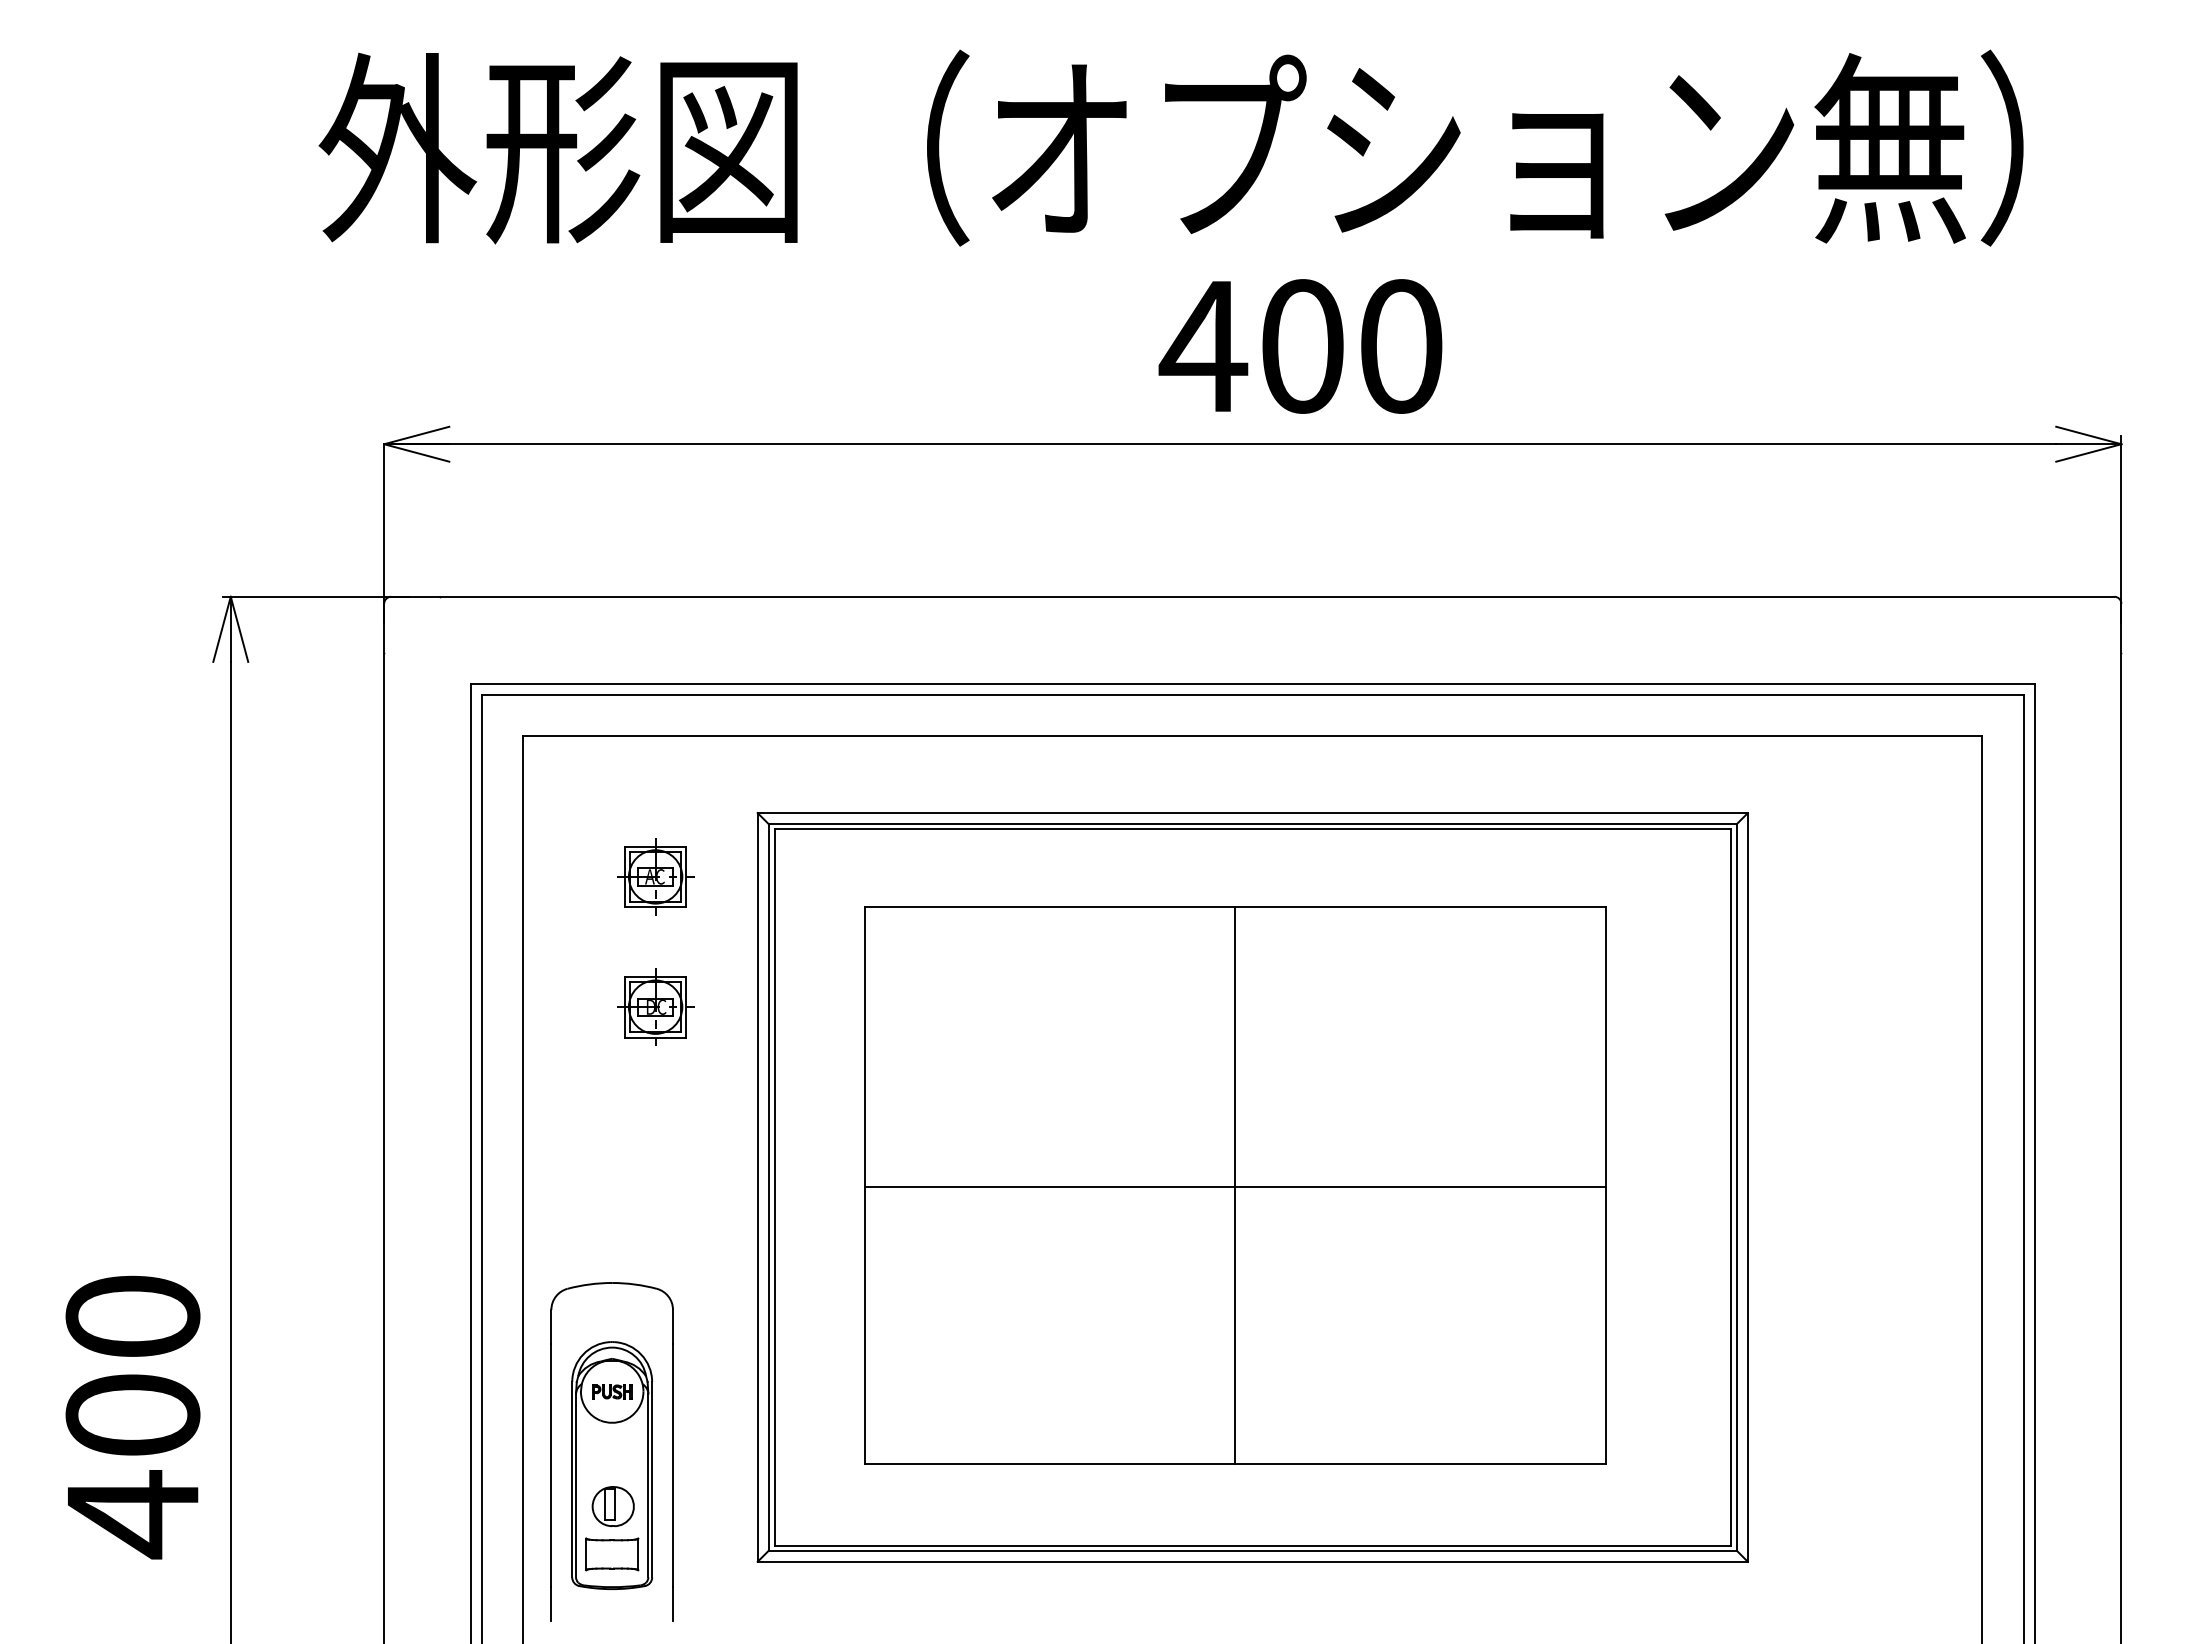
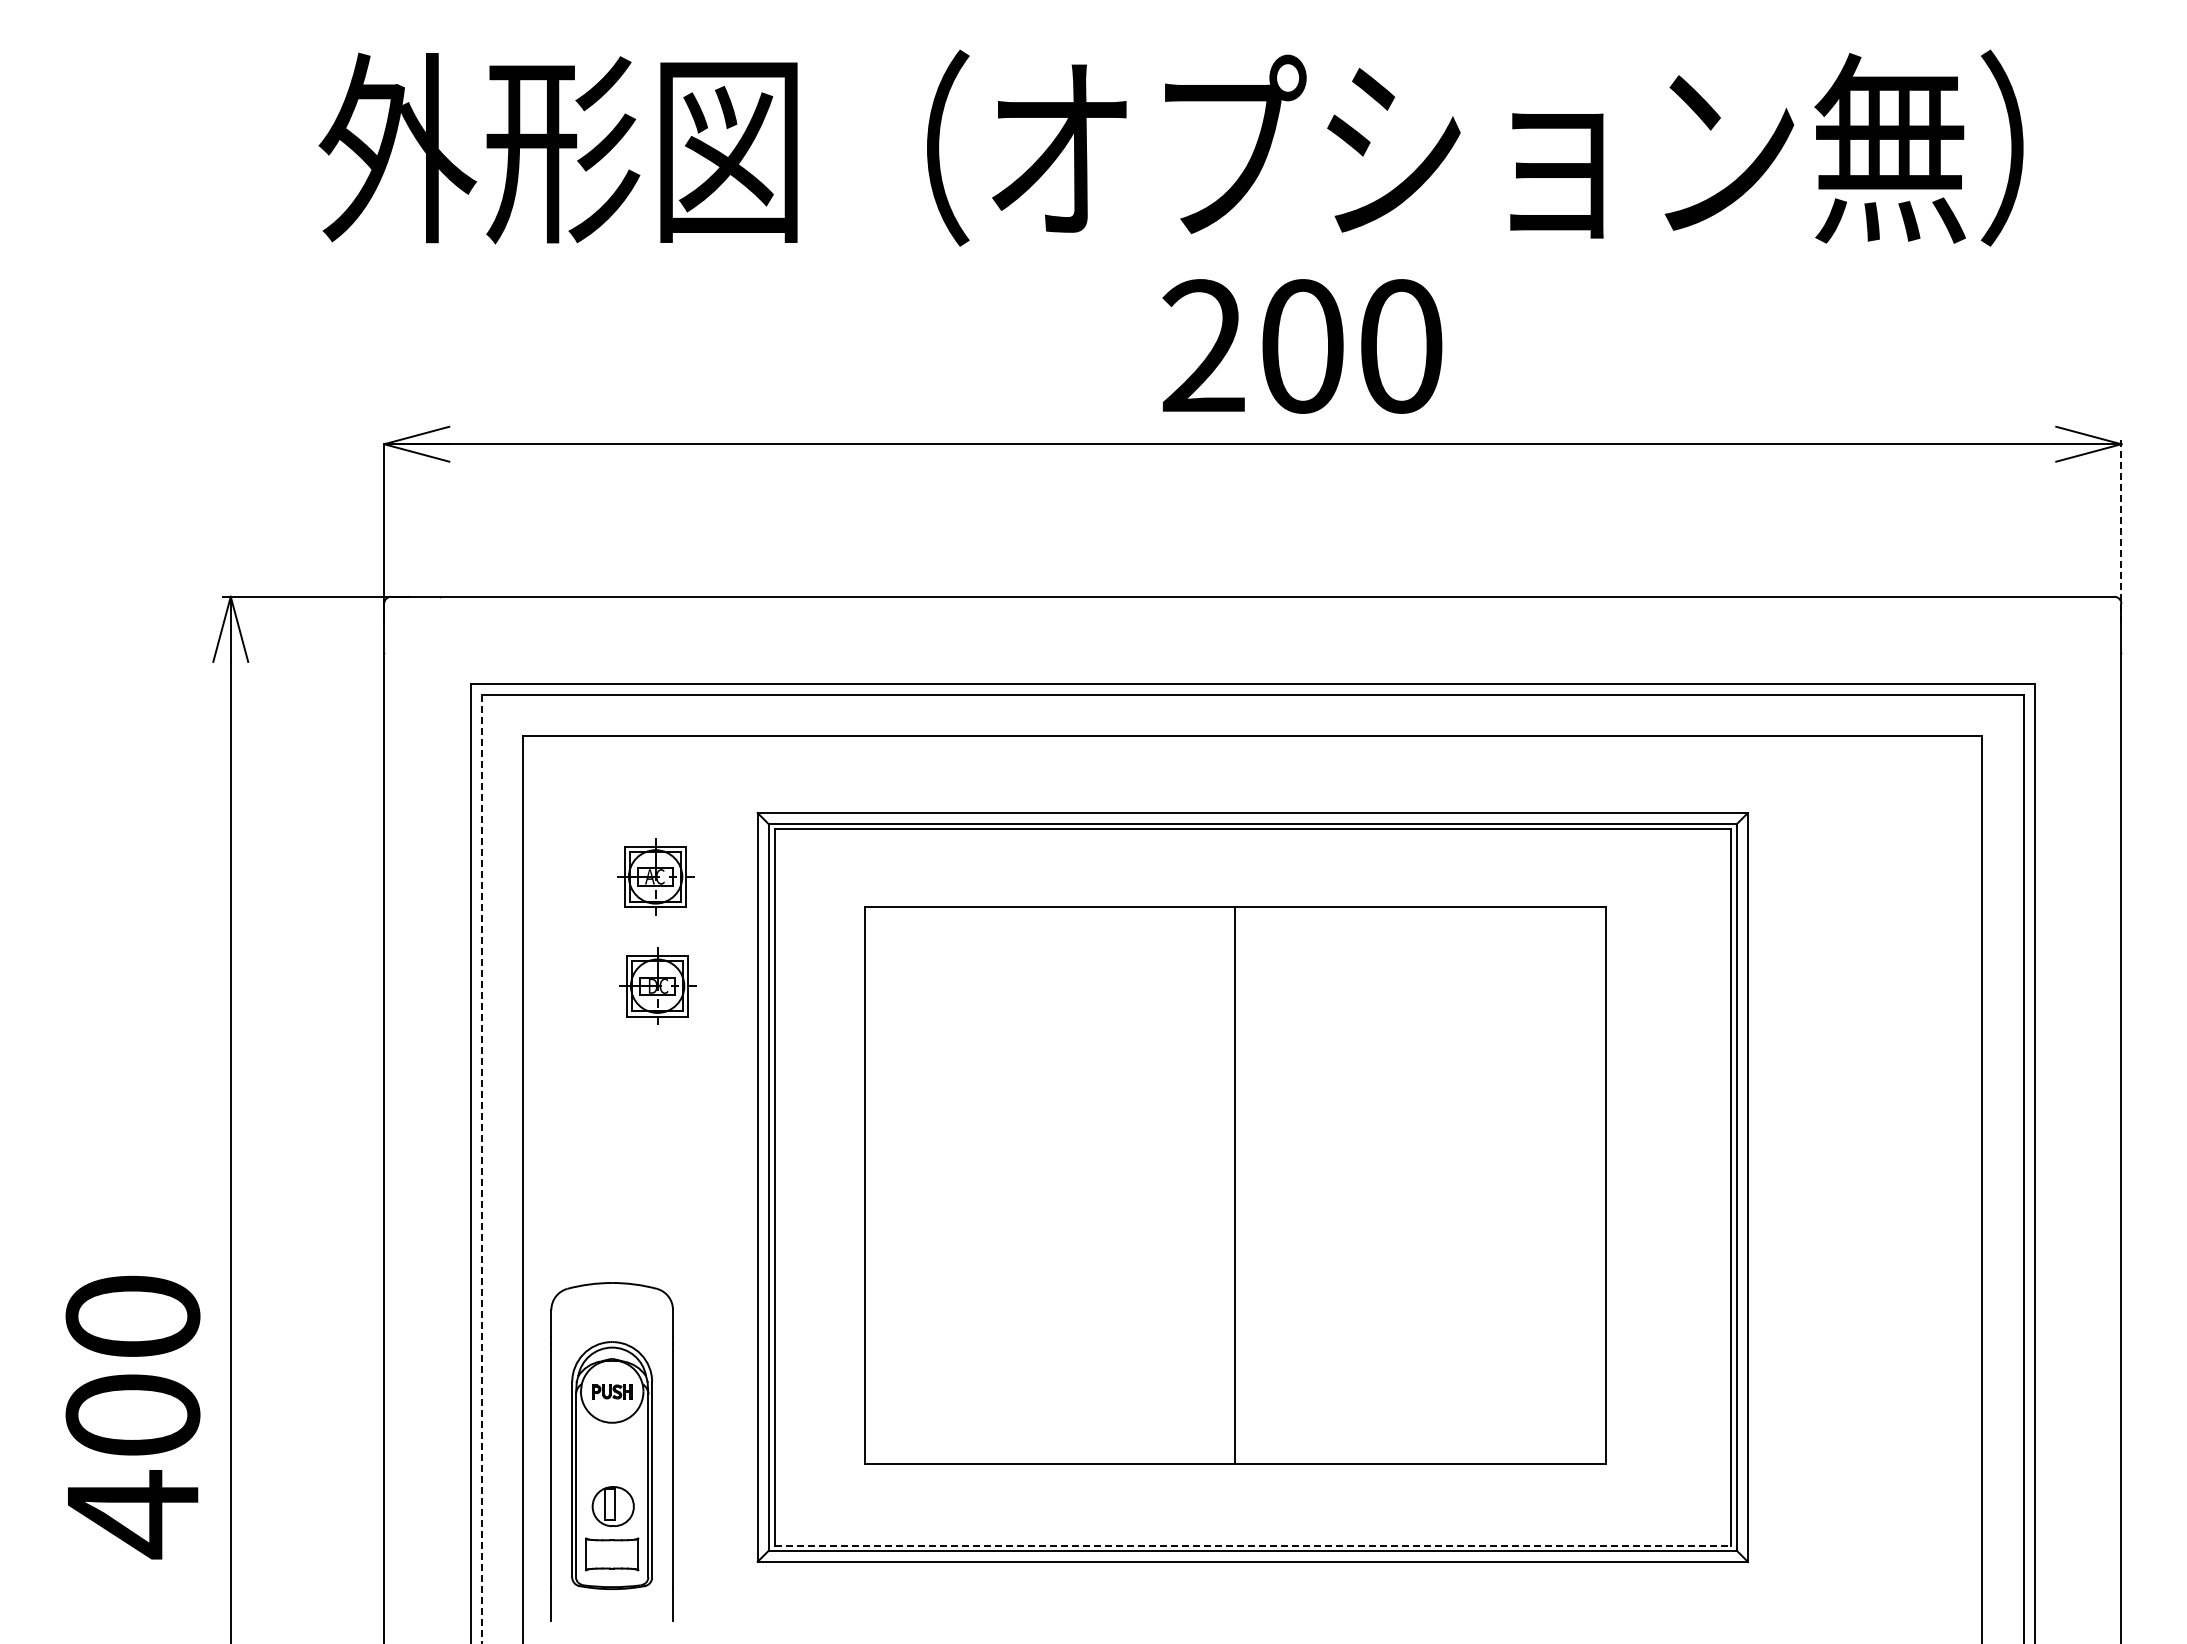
text: 400 -> 200 (1203, 345)
line: solid -> dashed (2121, 529)
part position: (655, 1006) -> (657, 985) (657, 985)
line: solid -> dashed (481, 1169)
line: present -> none (1235, 1187)
line: solid -> dashed (1252, 1545)
